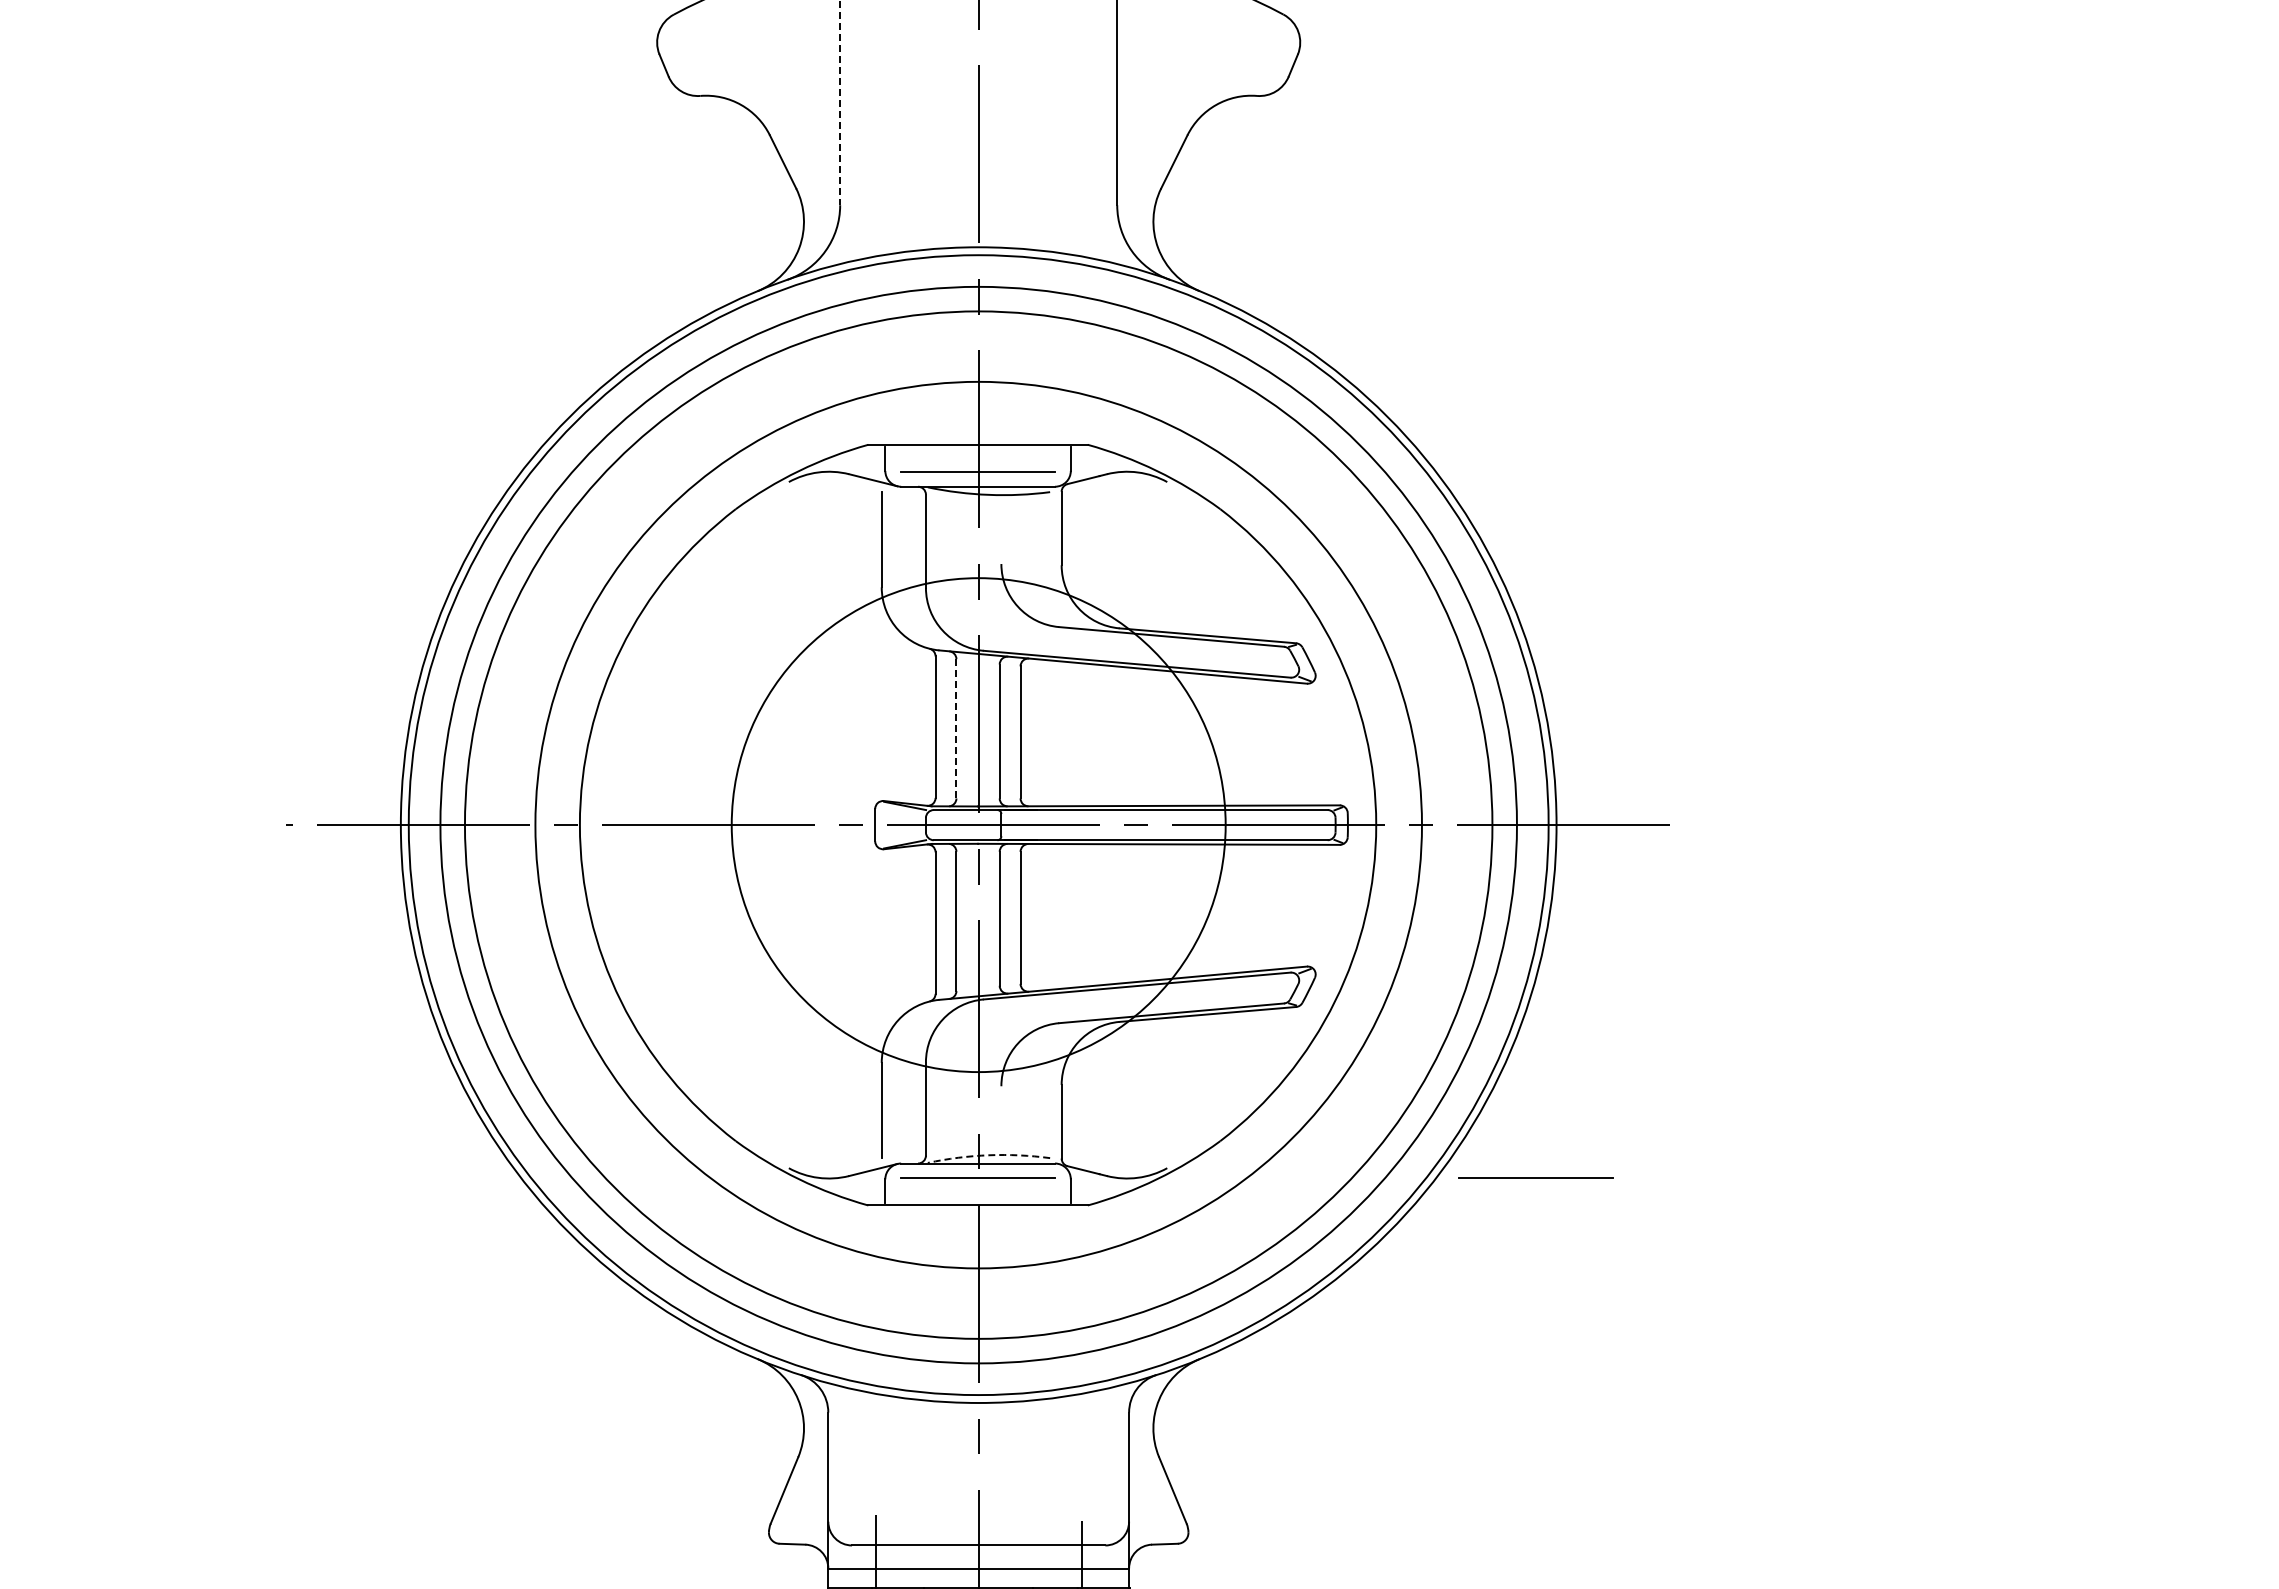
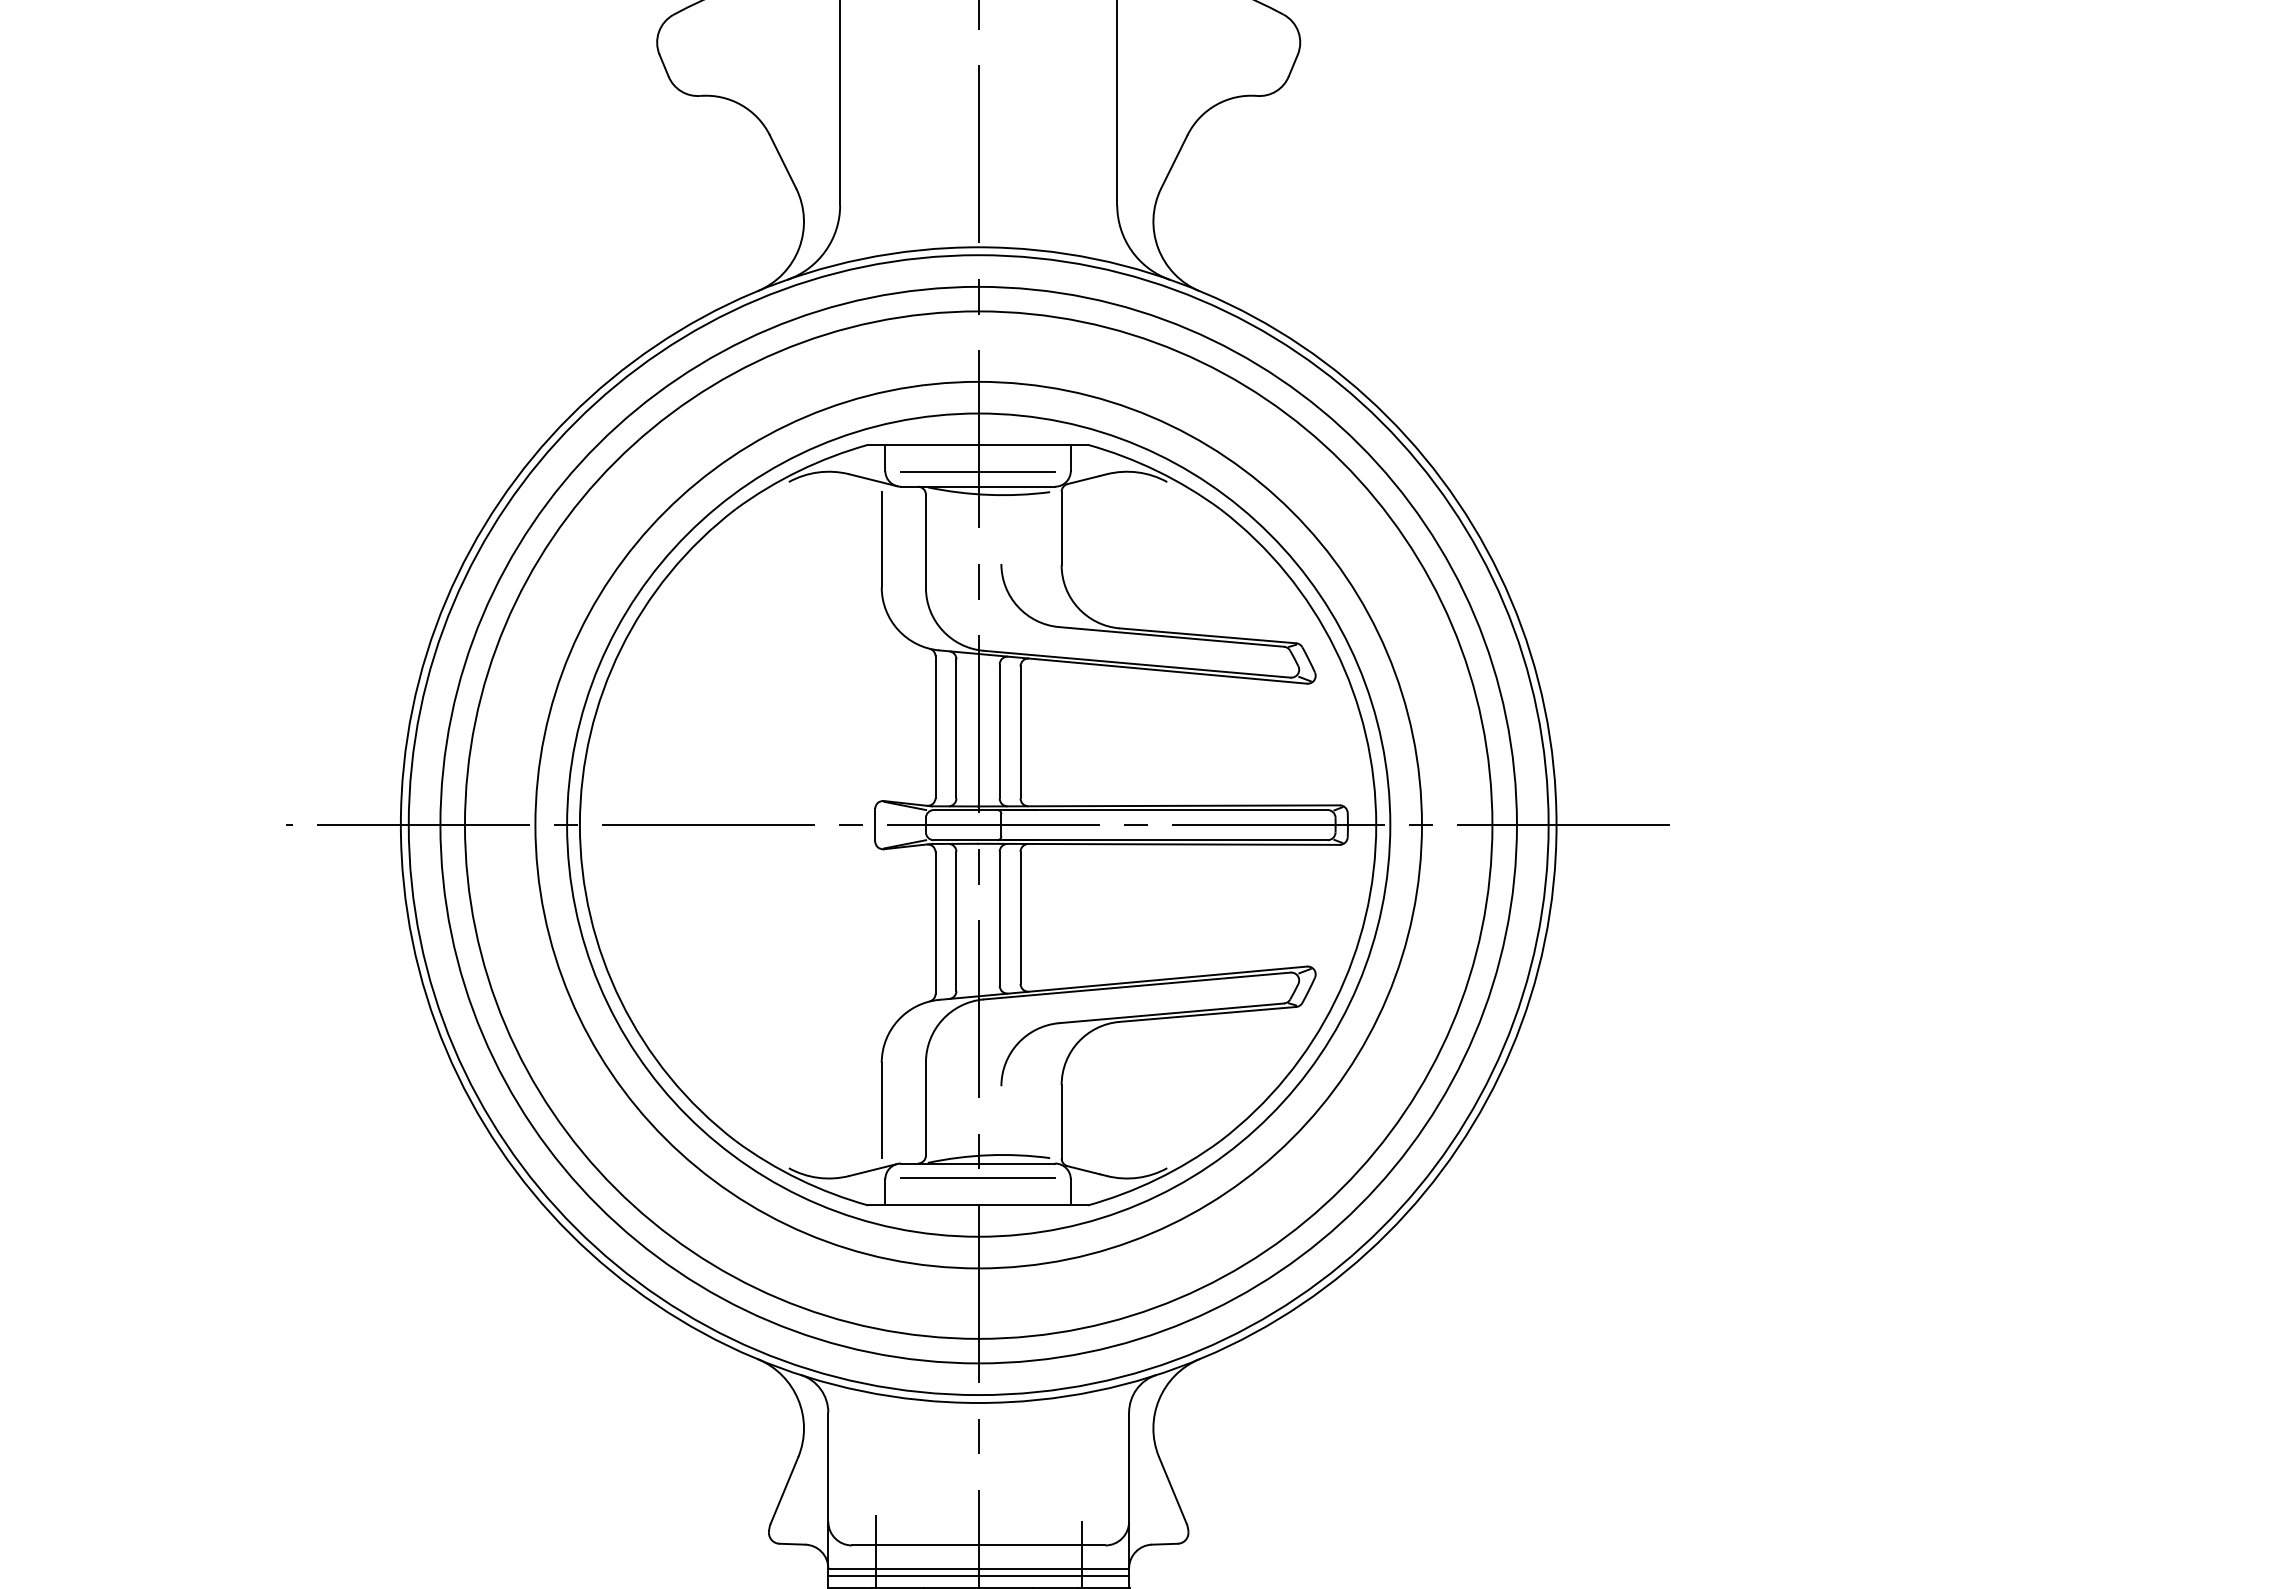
line: dashed -> solid (840, 103)
line: dashed -> solid (956, 728)
circle diameter: 494 px -> 823 px (978, 824)
arc: dashed -> solid (988, 1155)
line: present -> none (1535, 1177)
line: none -> present (978, 1575)
